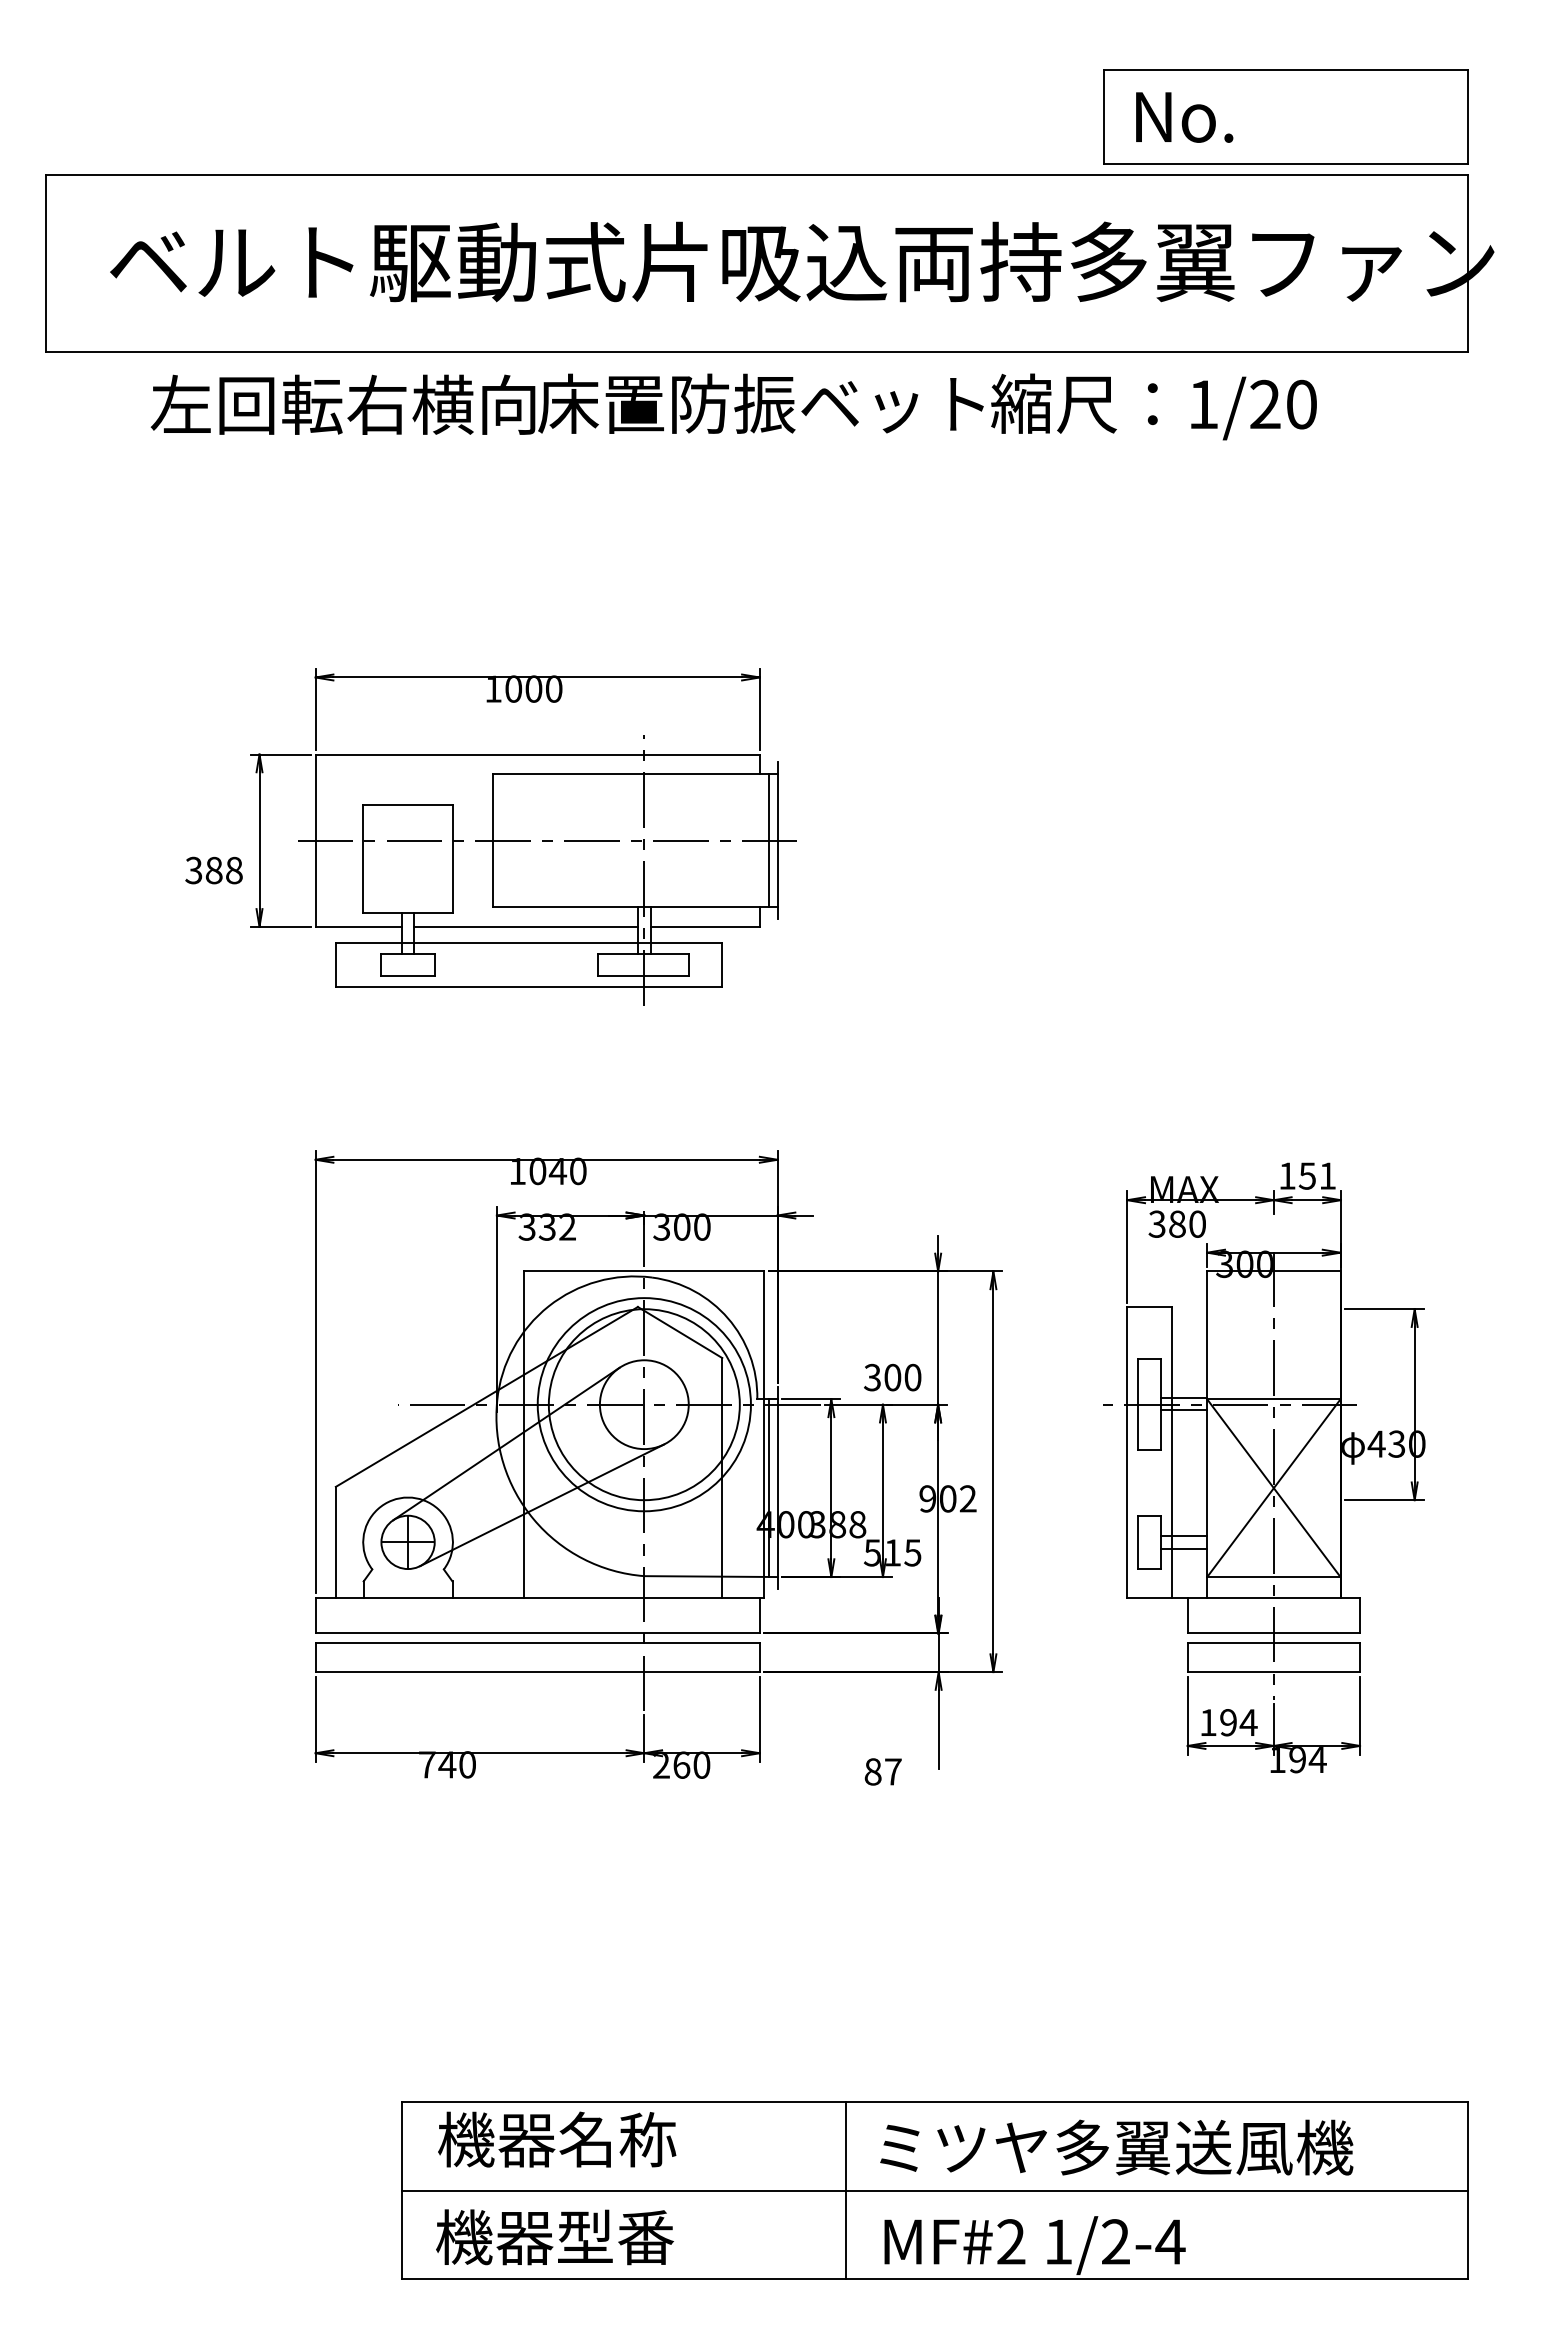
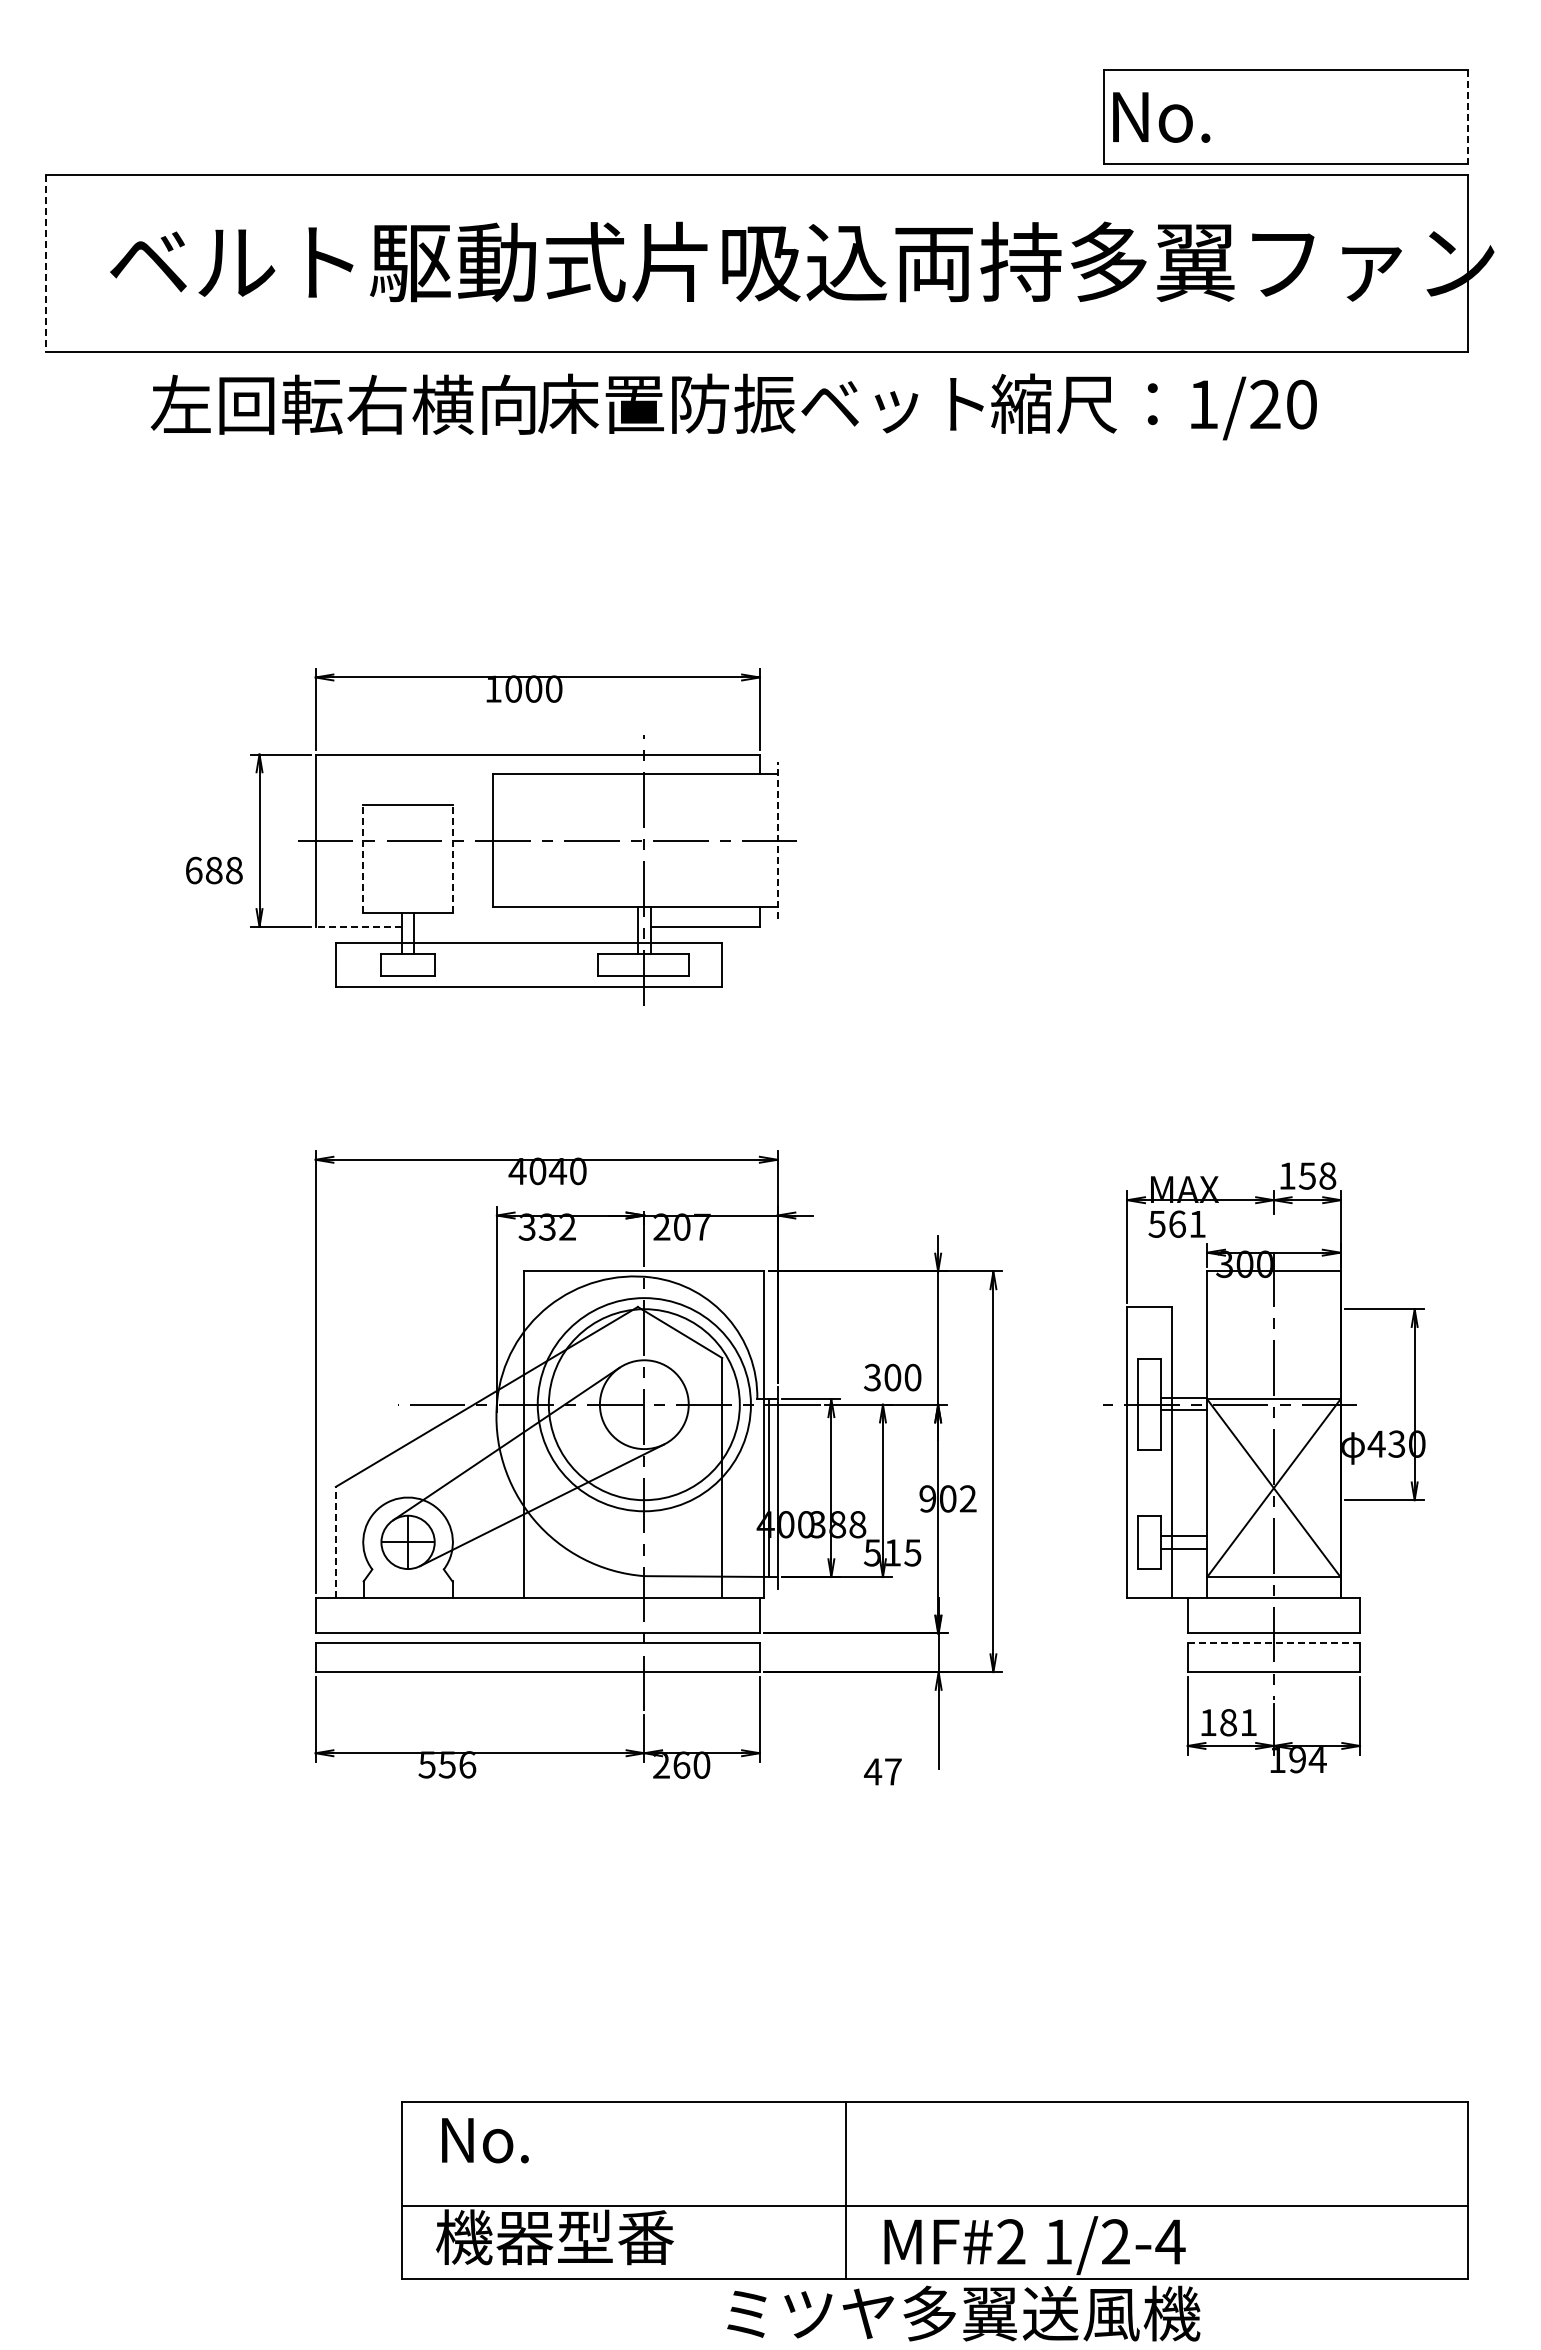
text position: (1184, 117) -> (1161, 117) (1161, 117)
line: solid -> dashed (1467, 117)
line: solid -> dashed (46, 263)
line: present -> none (768, 840)
line: solid -> dashed (777, 840)
line: solid -> dashed (363, 858)
line: solid -> dashed (452, 858)
text: 388 -> 688 (193, 870)
line: solid -> dashed (358, 926)
line: present -> none (526, 926)
text: 1040 -> 4040 (517, 1171)
text: 151 -> 158 (1327, 1175)
text: 380 -> 561 (1177, 1223)
text: 300 -> 207 (681, 1226)
line: solid -> dashed (335, 1542)
line: solid -> dashed (1274, 1643)
text: 194 -> 181 (1238, 1722)
text: 740 -> 556 (447, 1764)
text: 87 -> 47 (872, 1771)
text: 機器名称 -> No. (557, 2139)
text position: (1116, 2147) -> (963, 2313) (963, 2313)
line position: (934, 2190) -> (934, 2205) (934, 2205)
